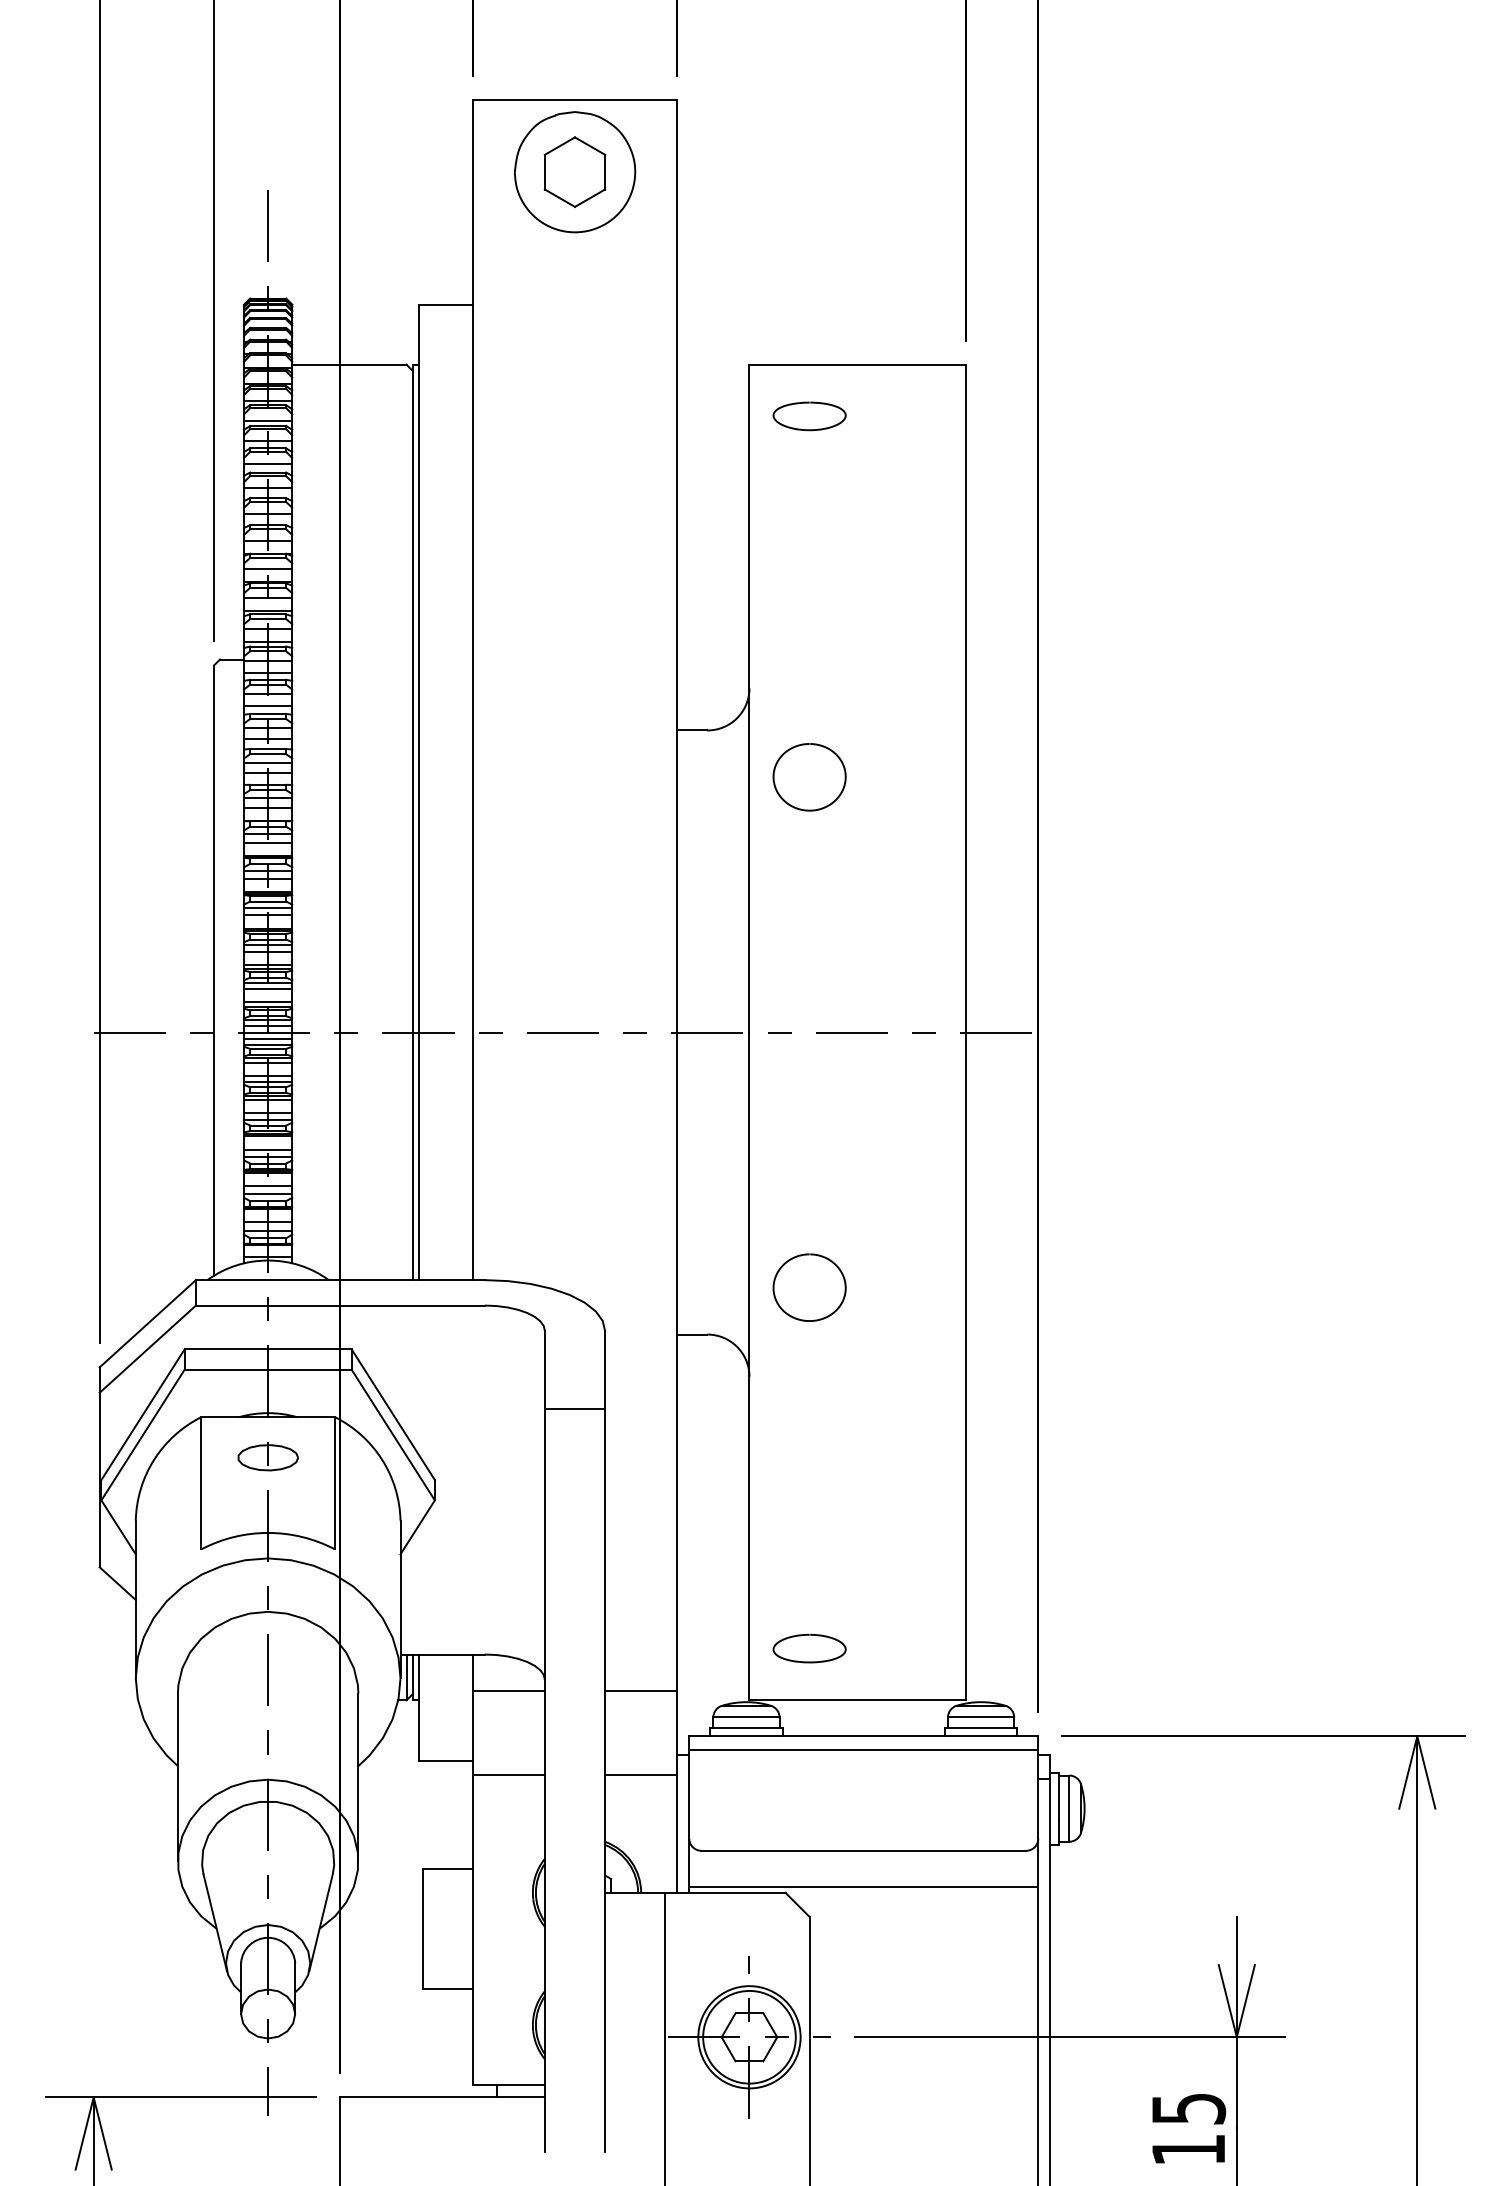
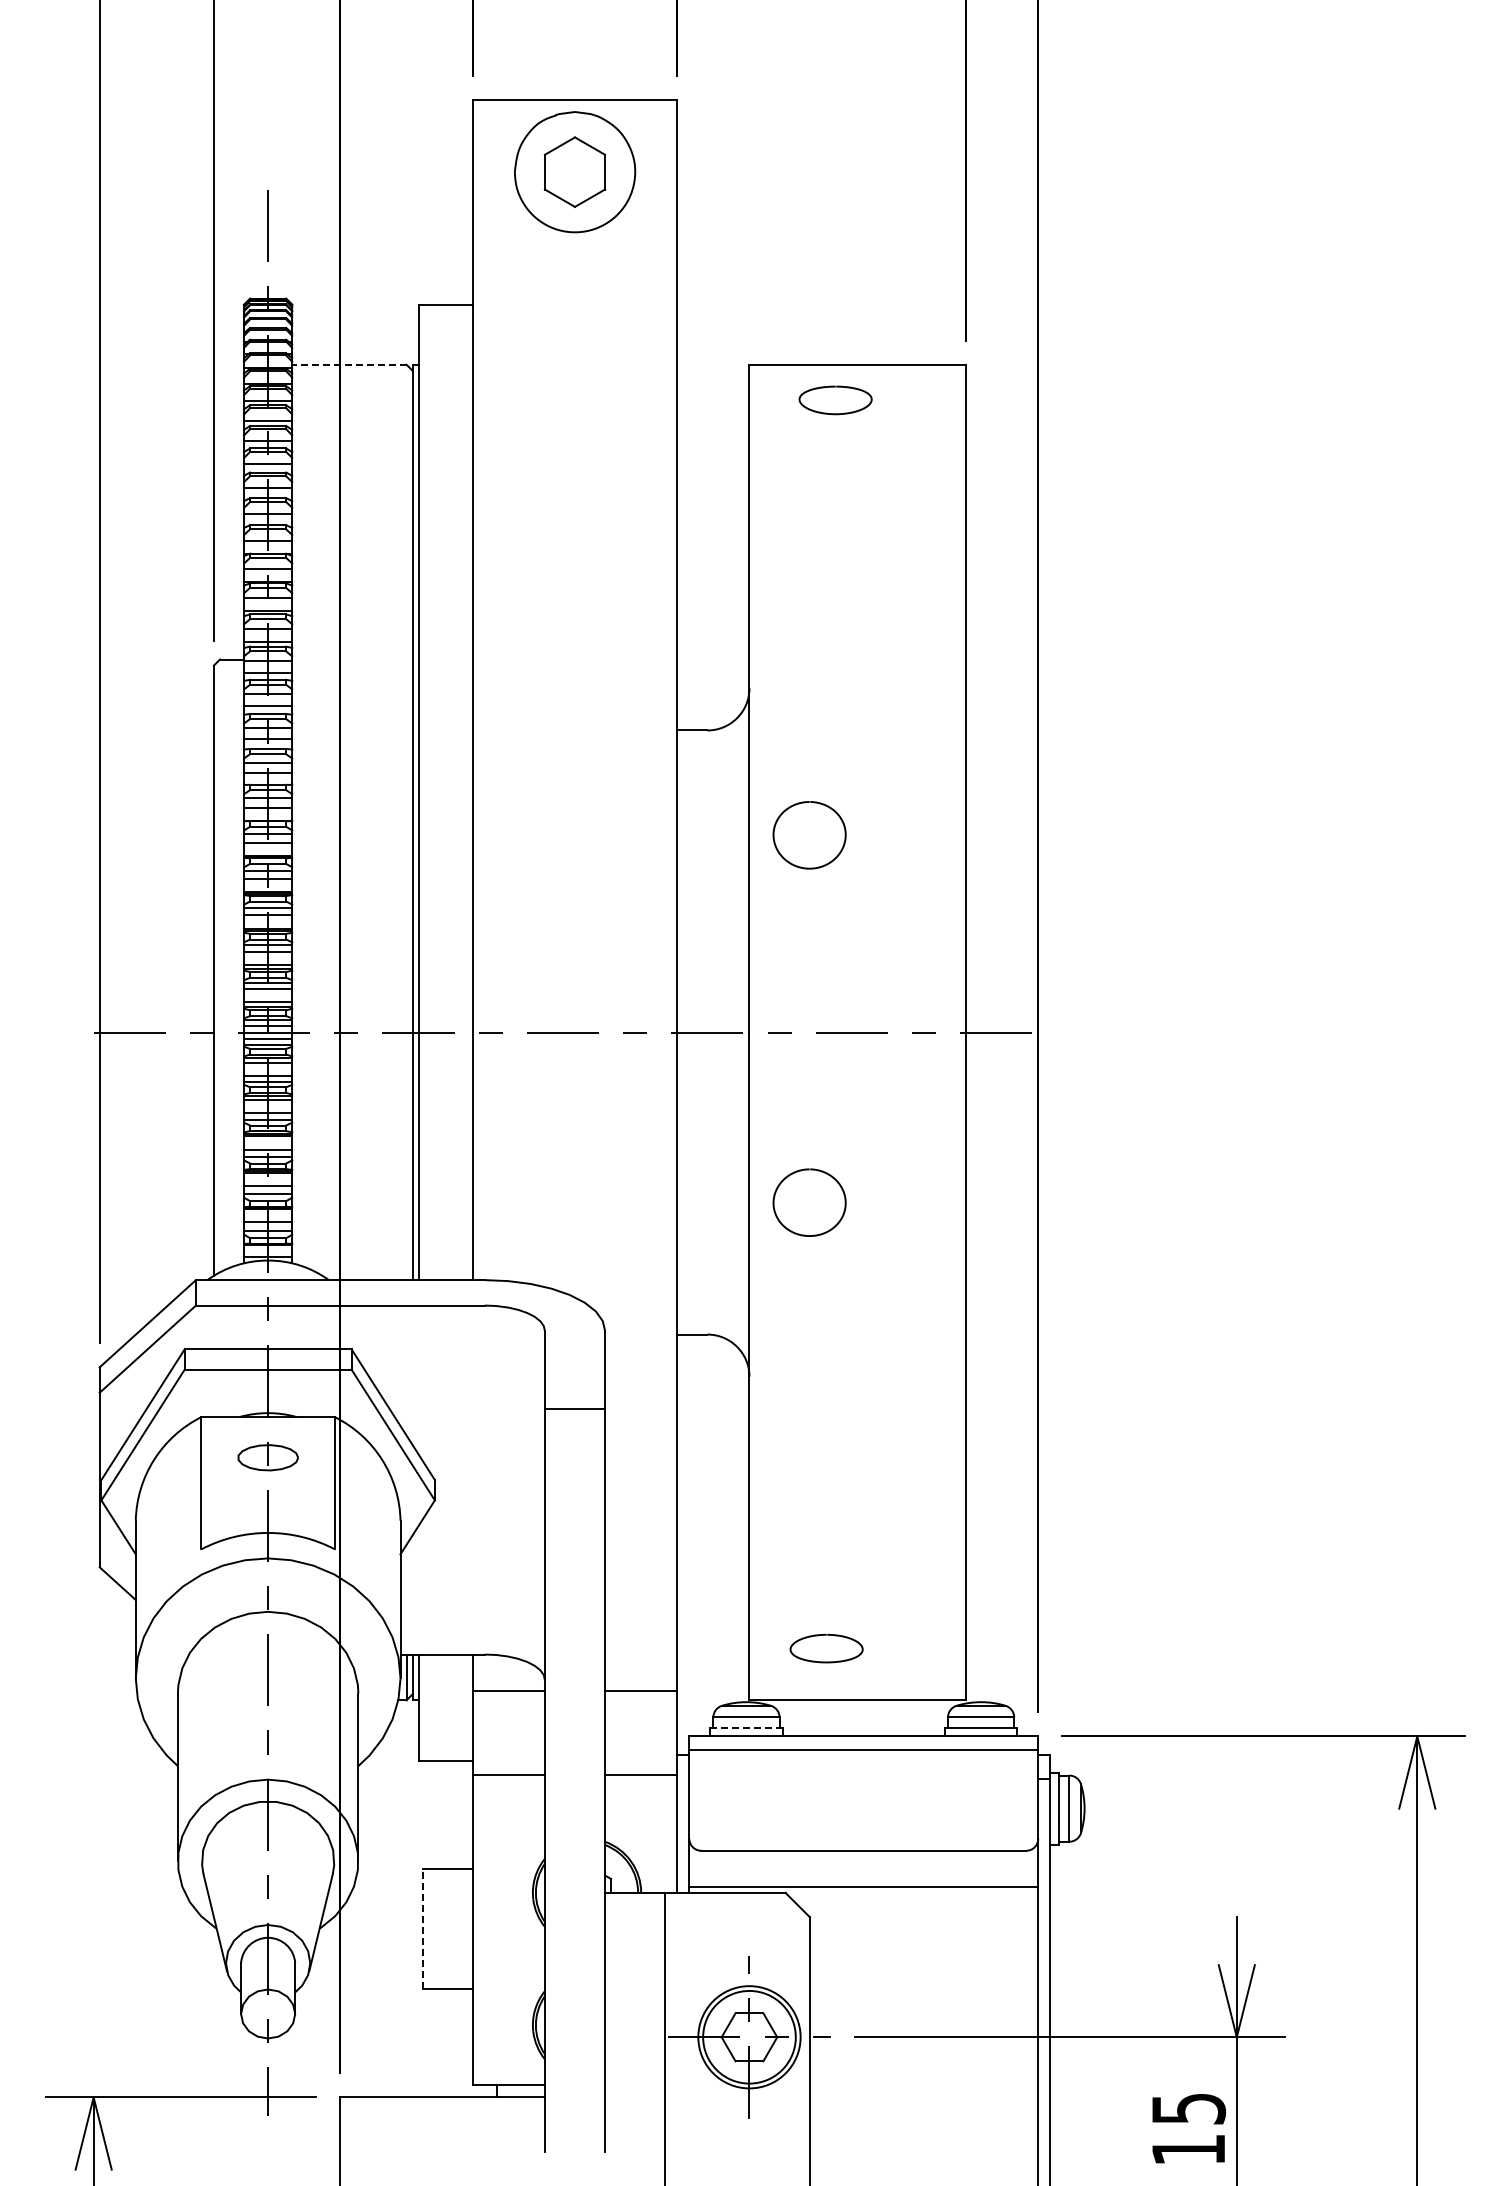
line: solid -> dashed (348, 364)
curve position: (809, 403) -> (835, 387) (835, 387)
curve position: (809, 809) -> (809, 867) (809, 867)
curve position: (809, 1255) -> (809, 1170) (809, 1170)
curve position: (809, 1635) -> (826, 1635) (826, 1635)
line: solid -> dashed (746, 1728)
line: solid -> dashed (423, 1928)
